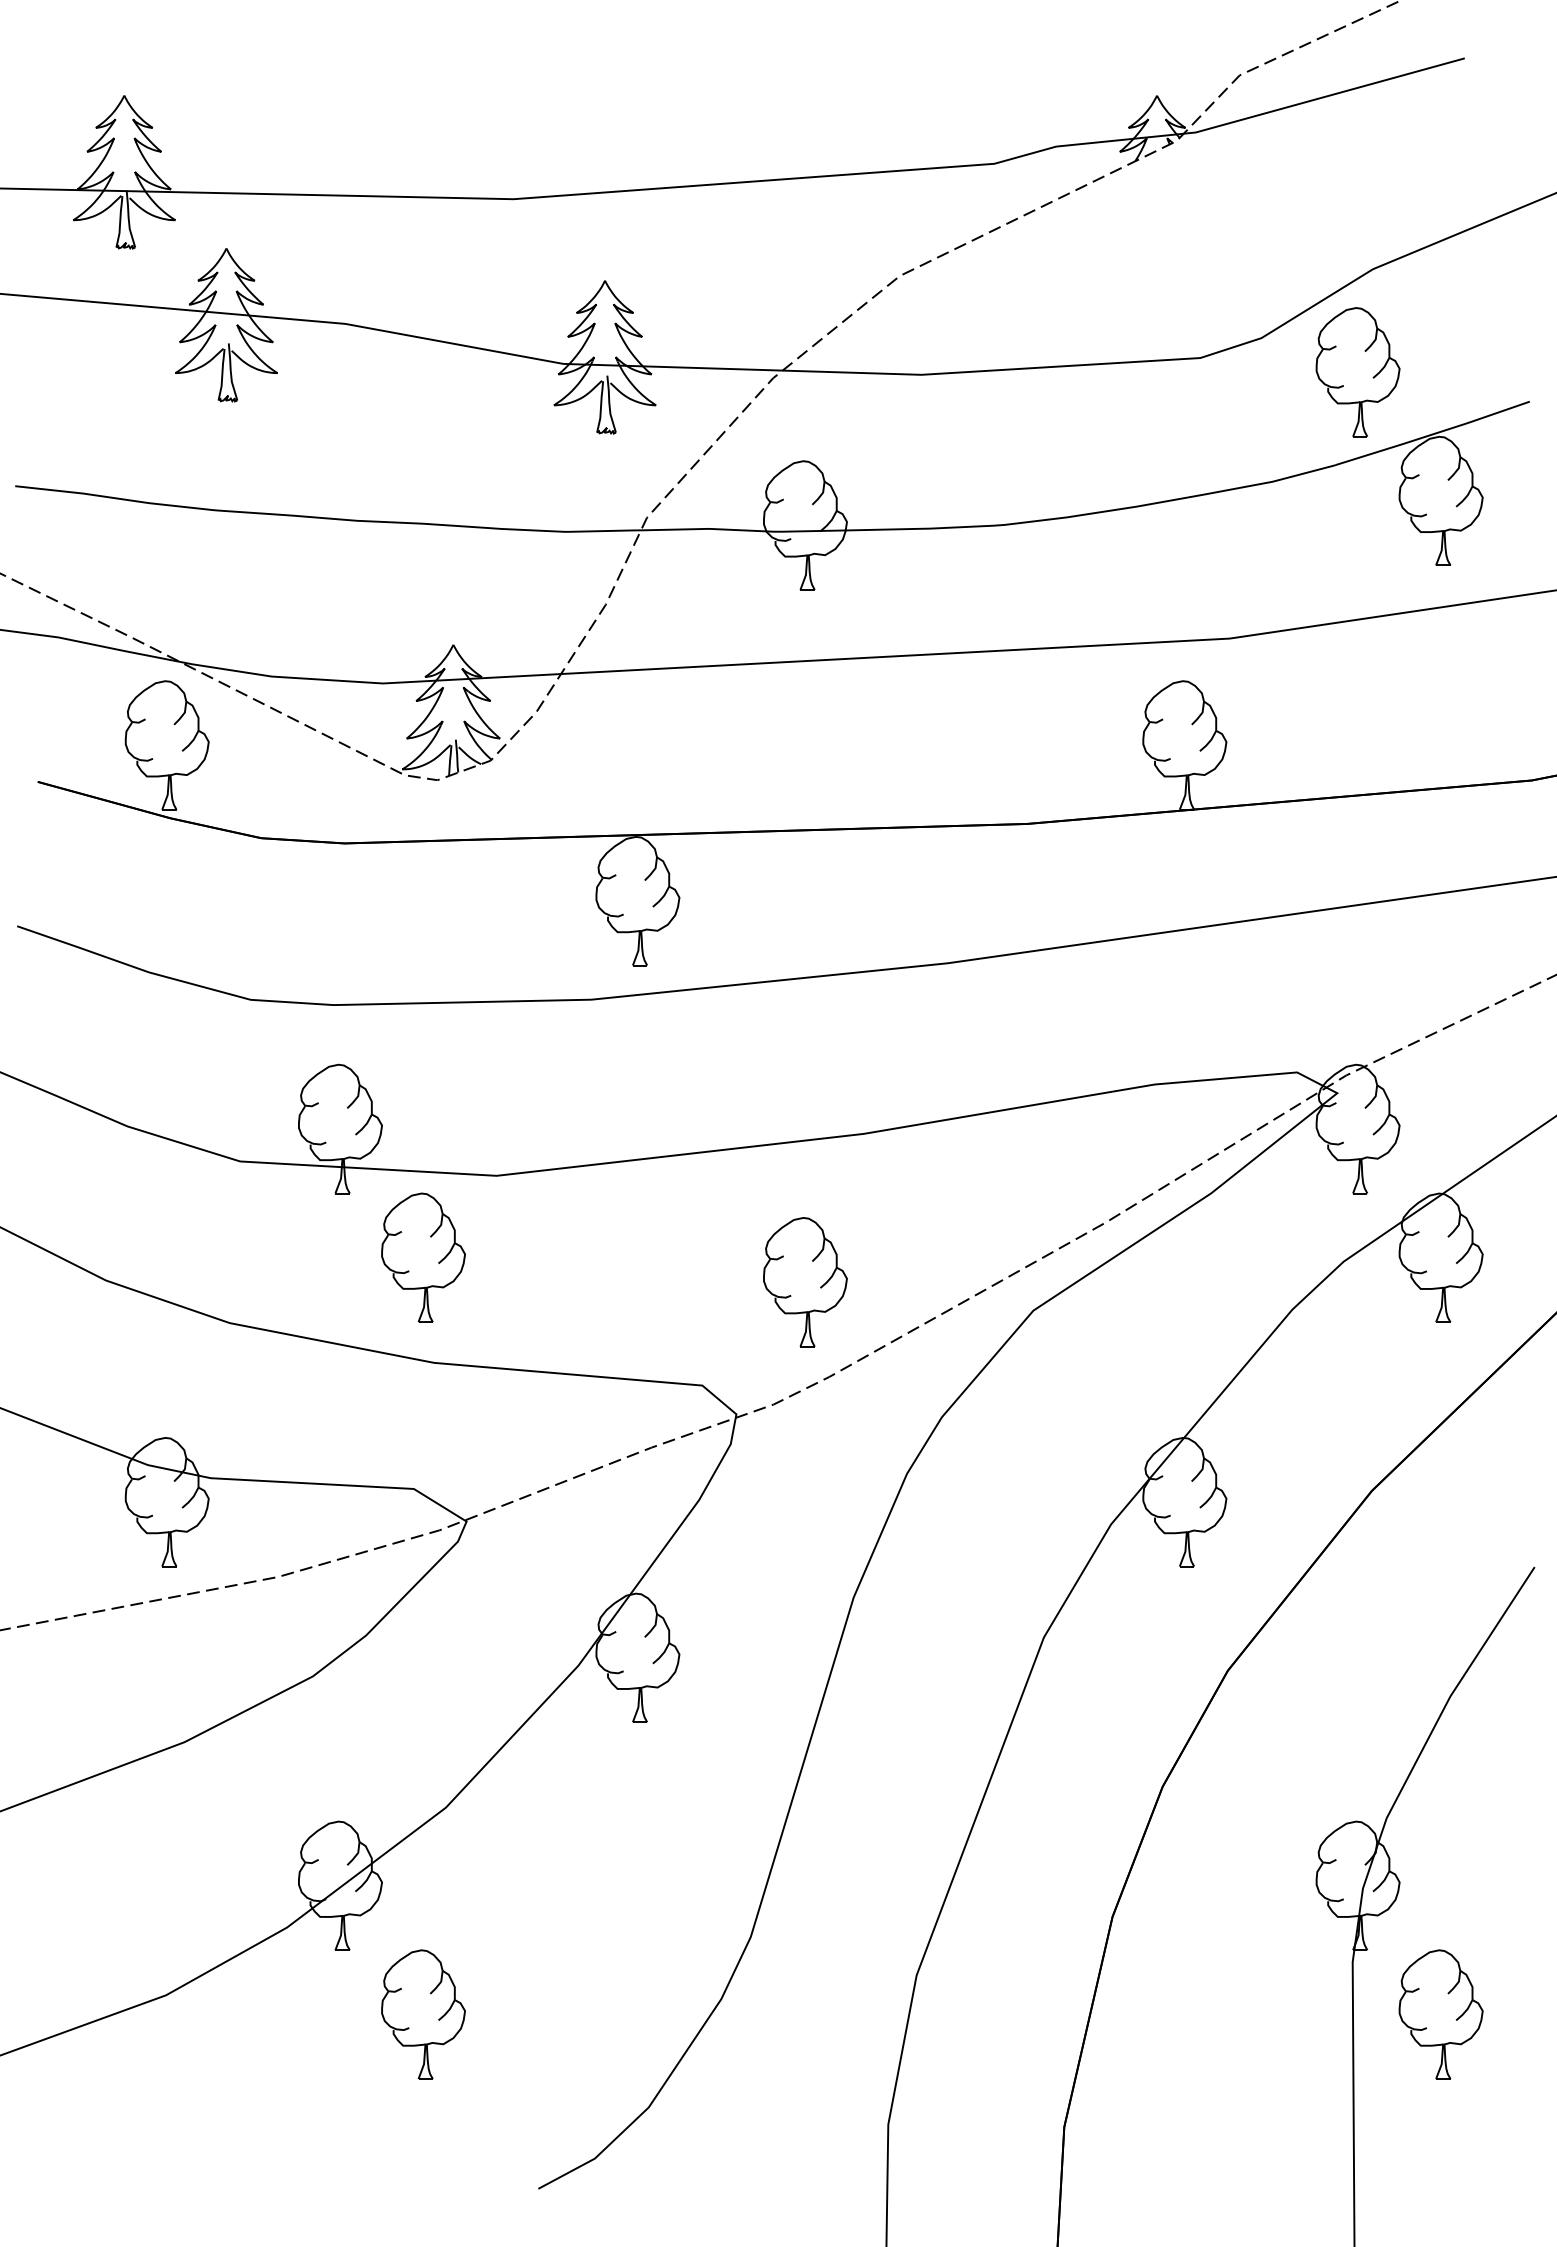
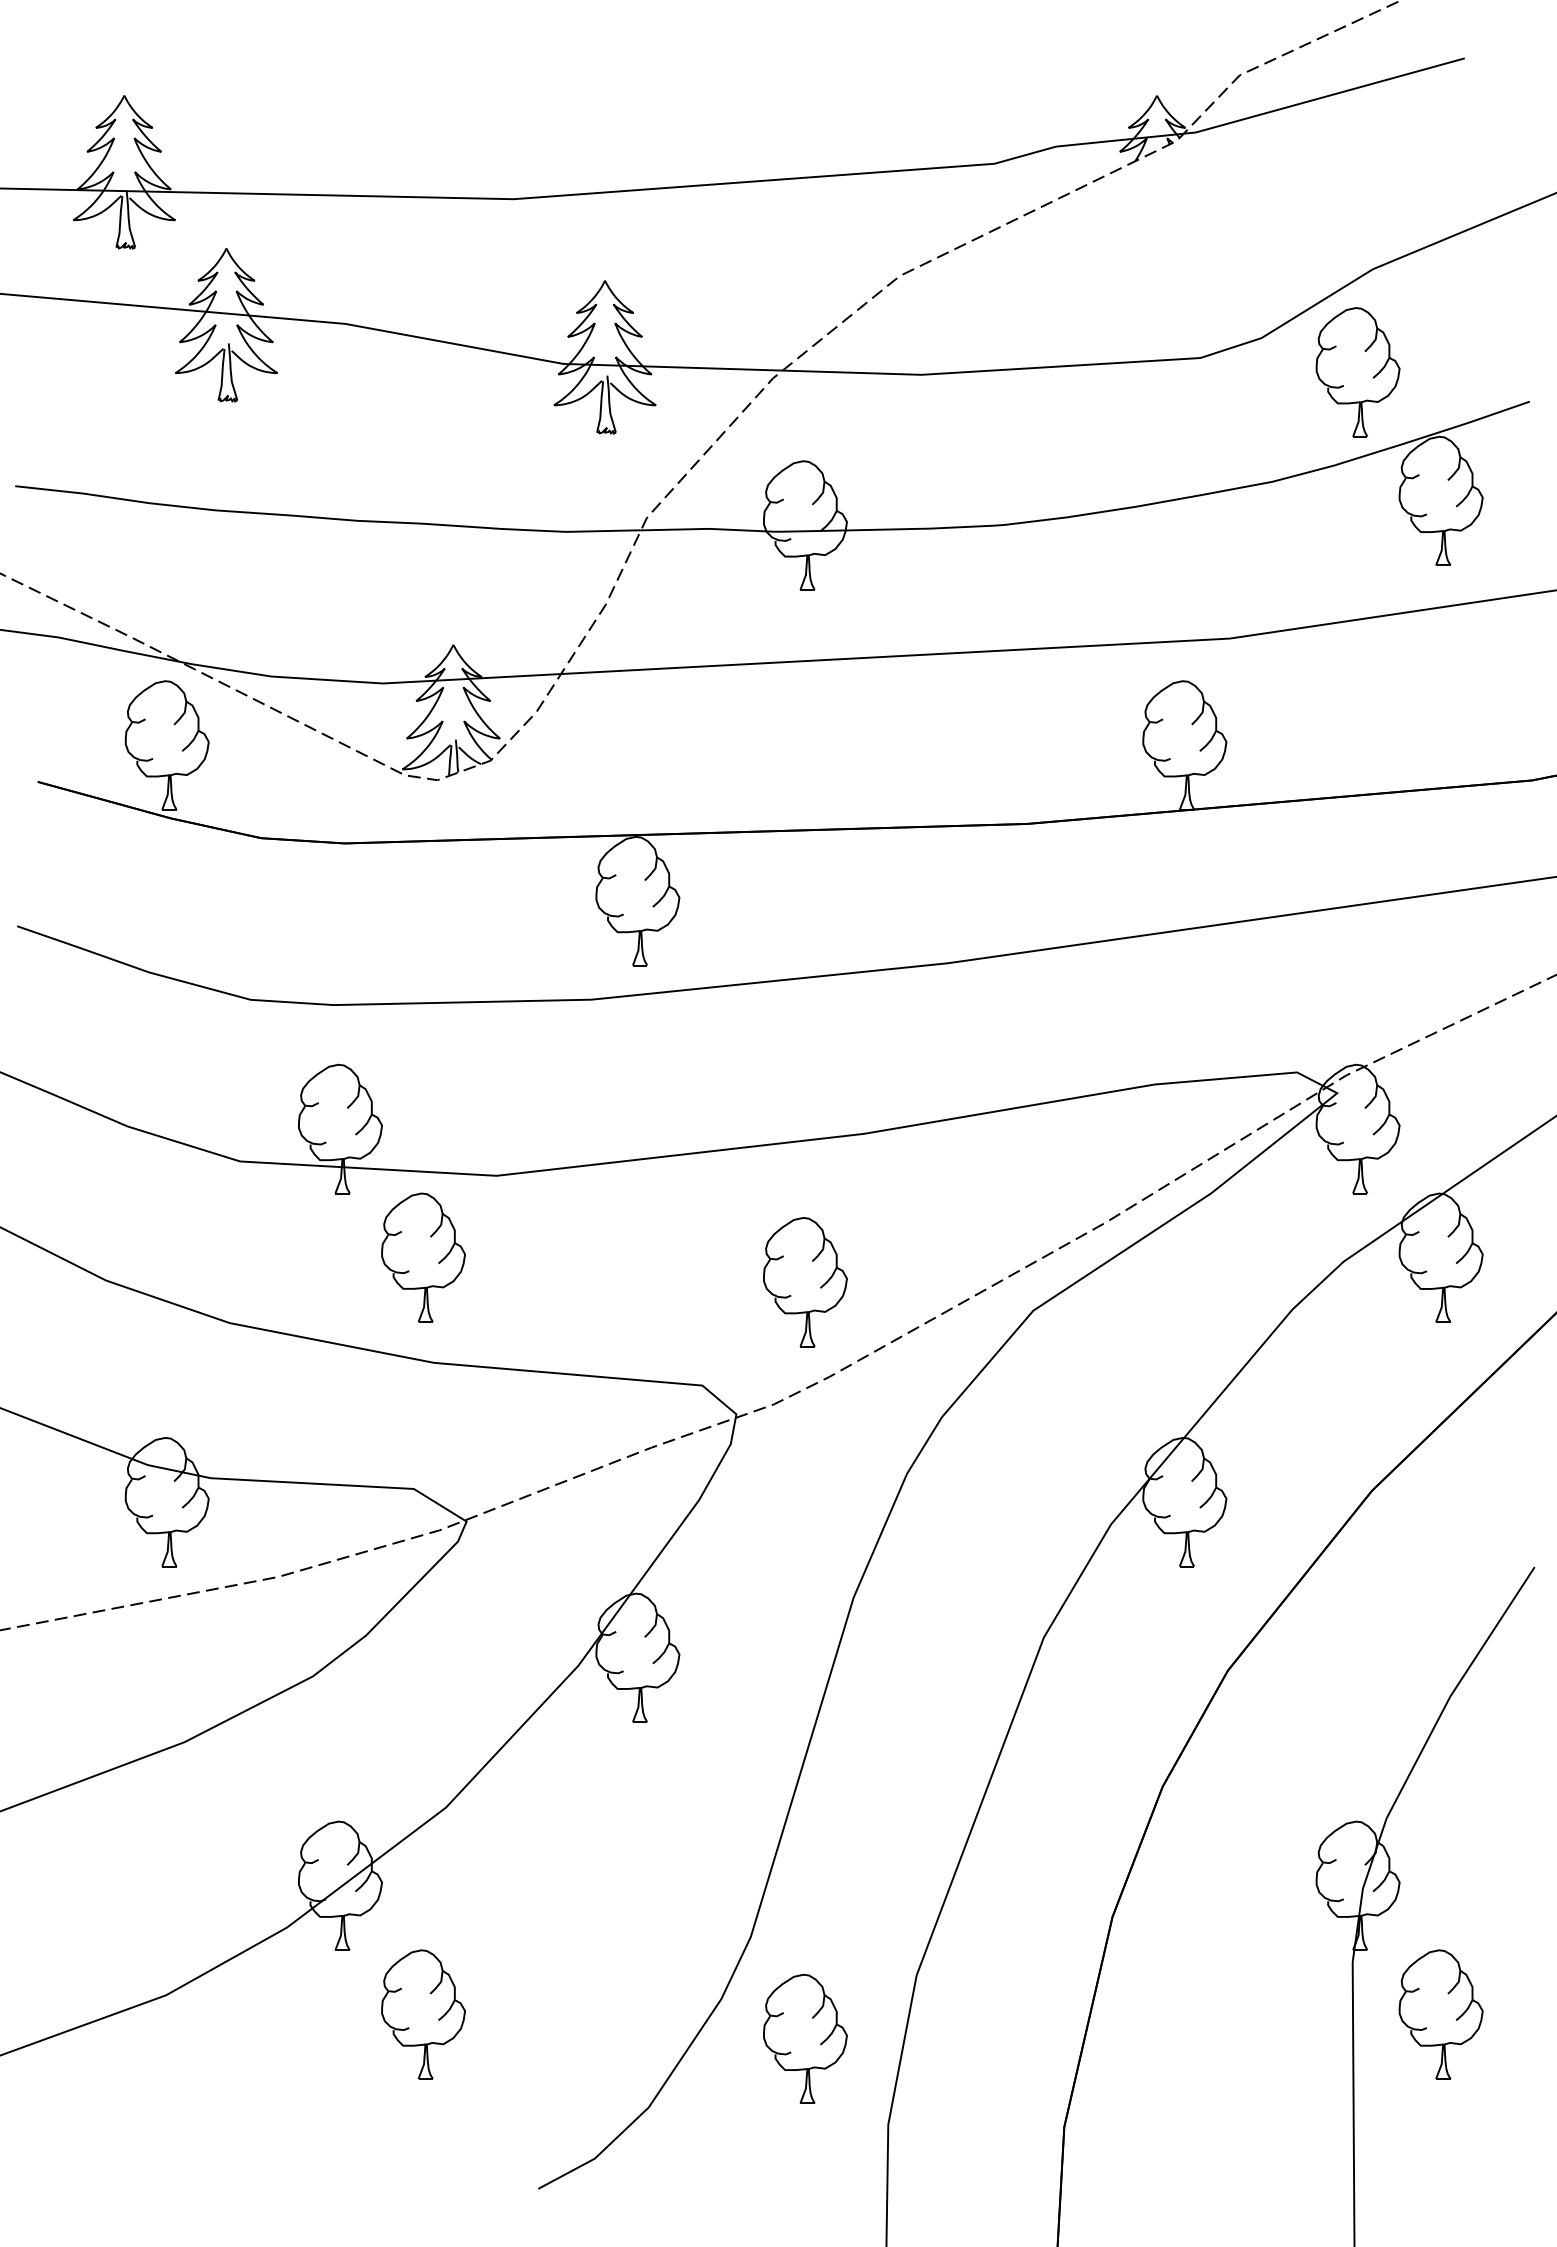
part: none -> present (805, 2038)
